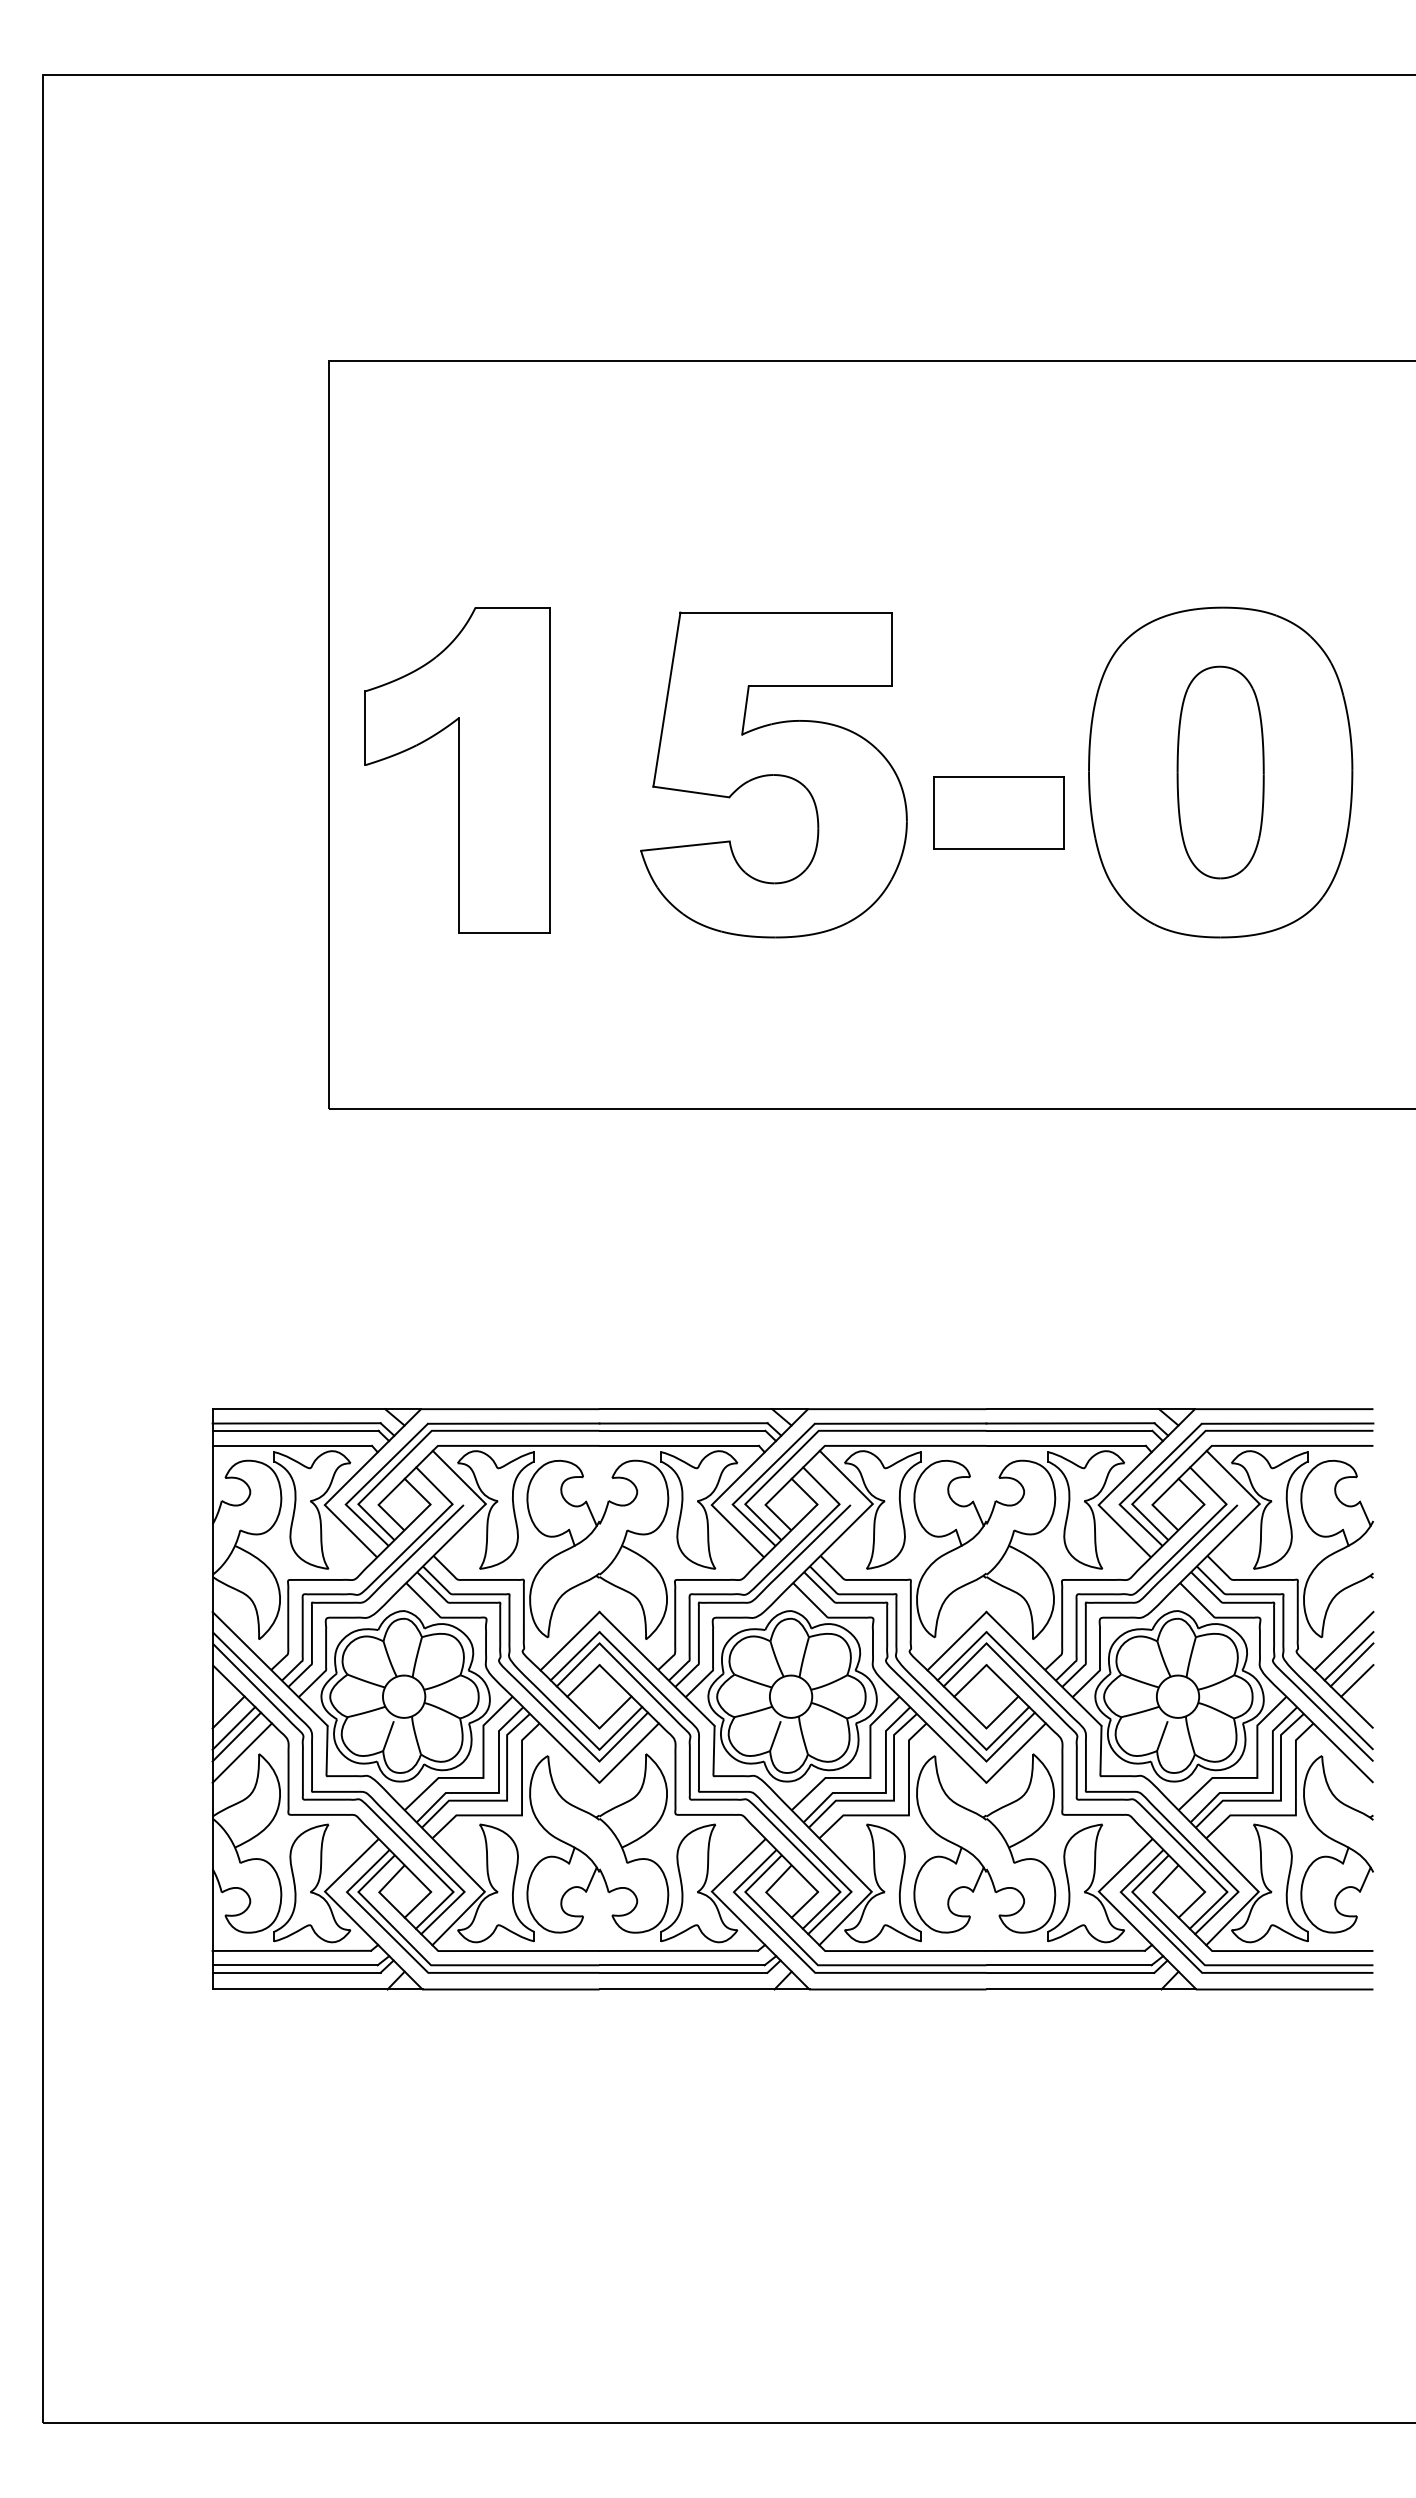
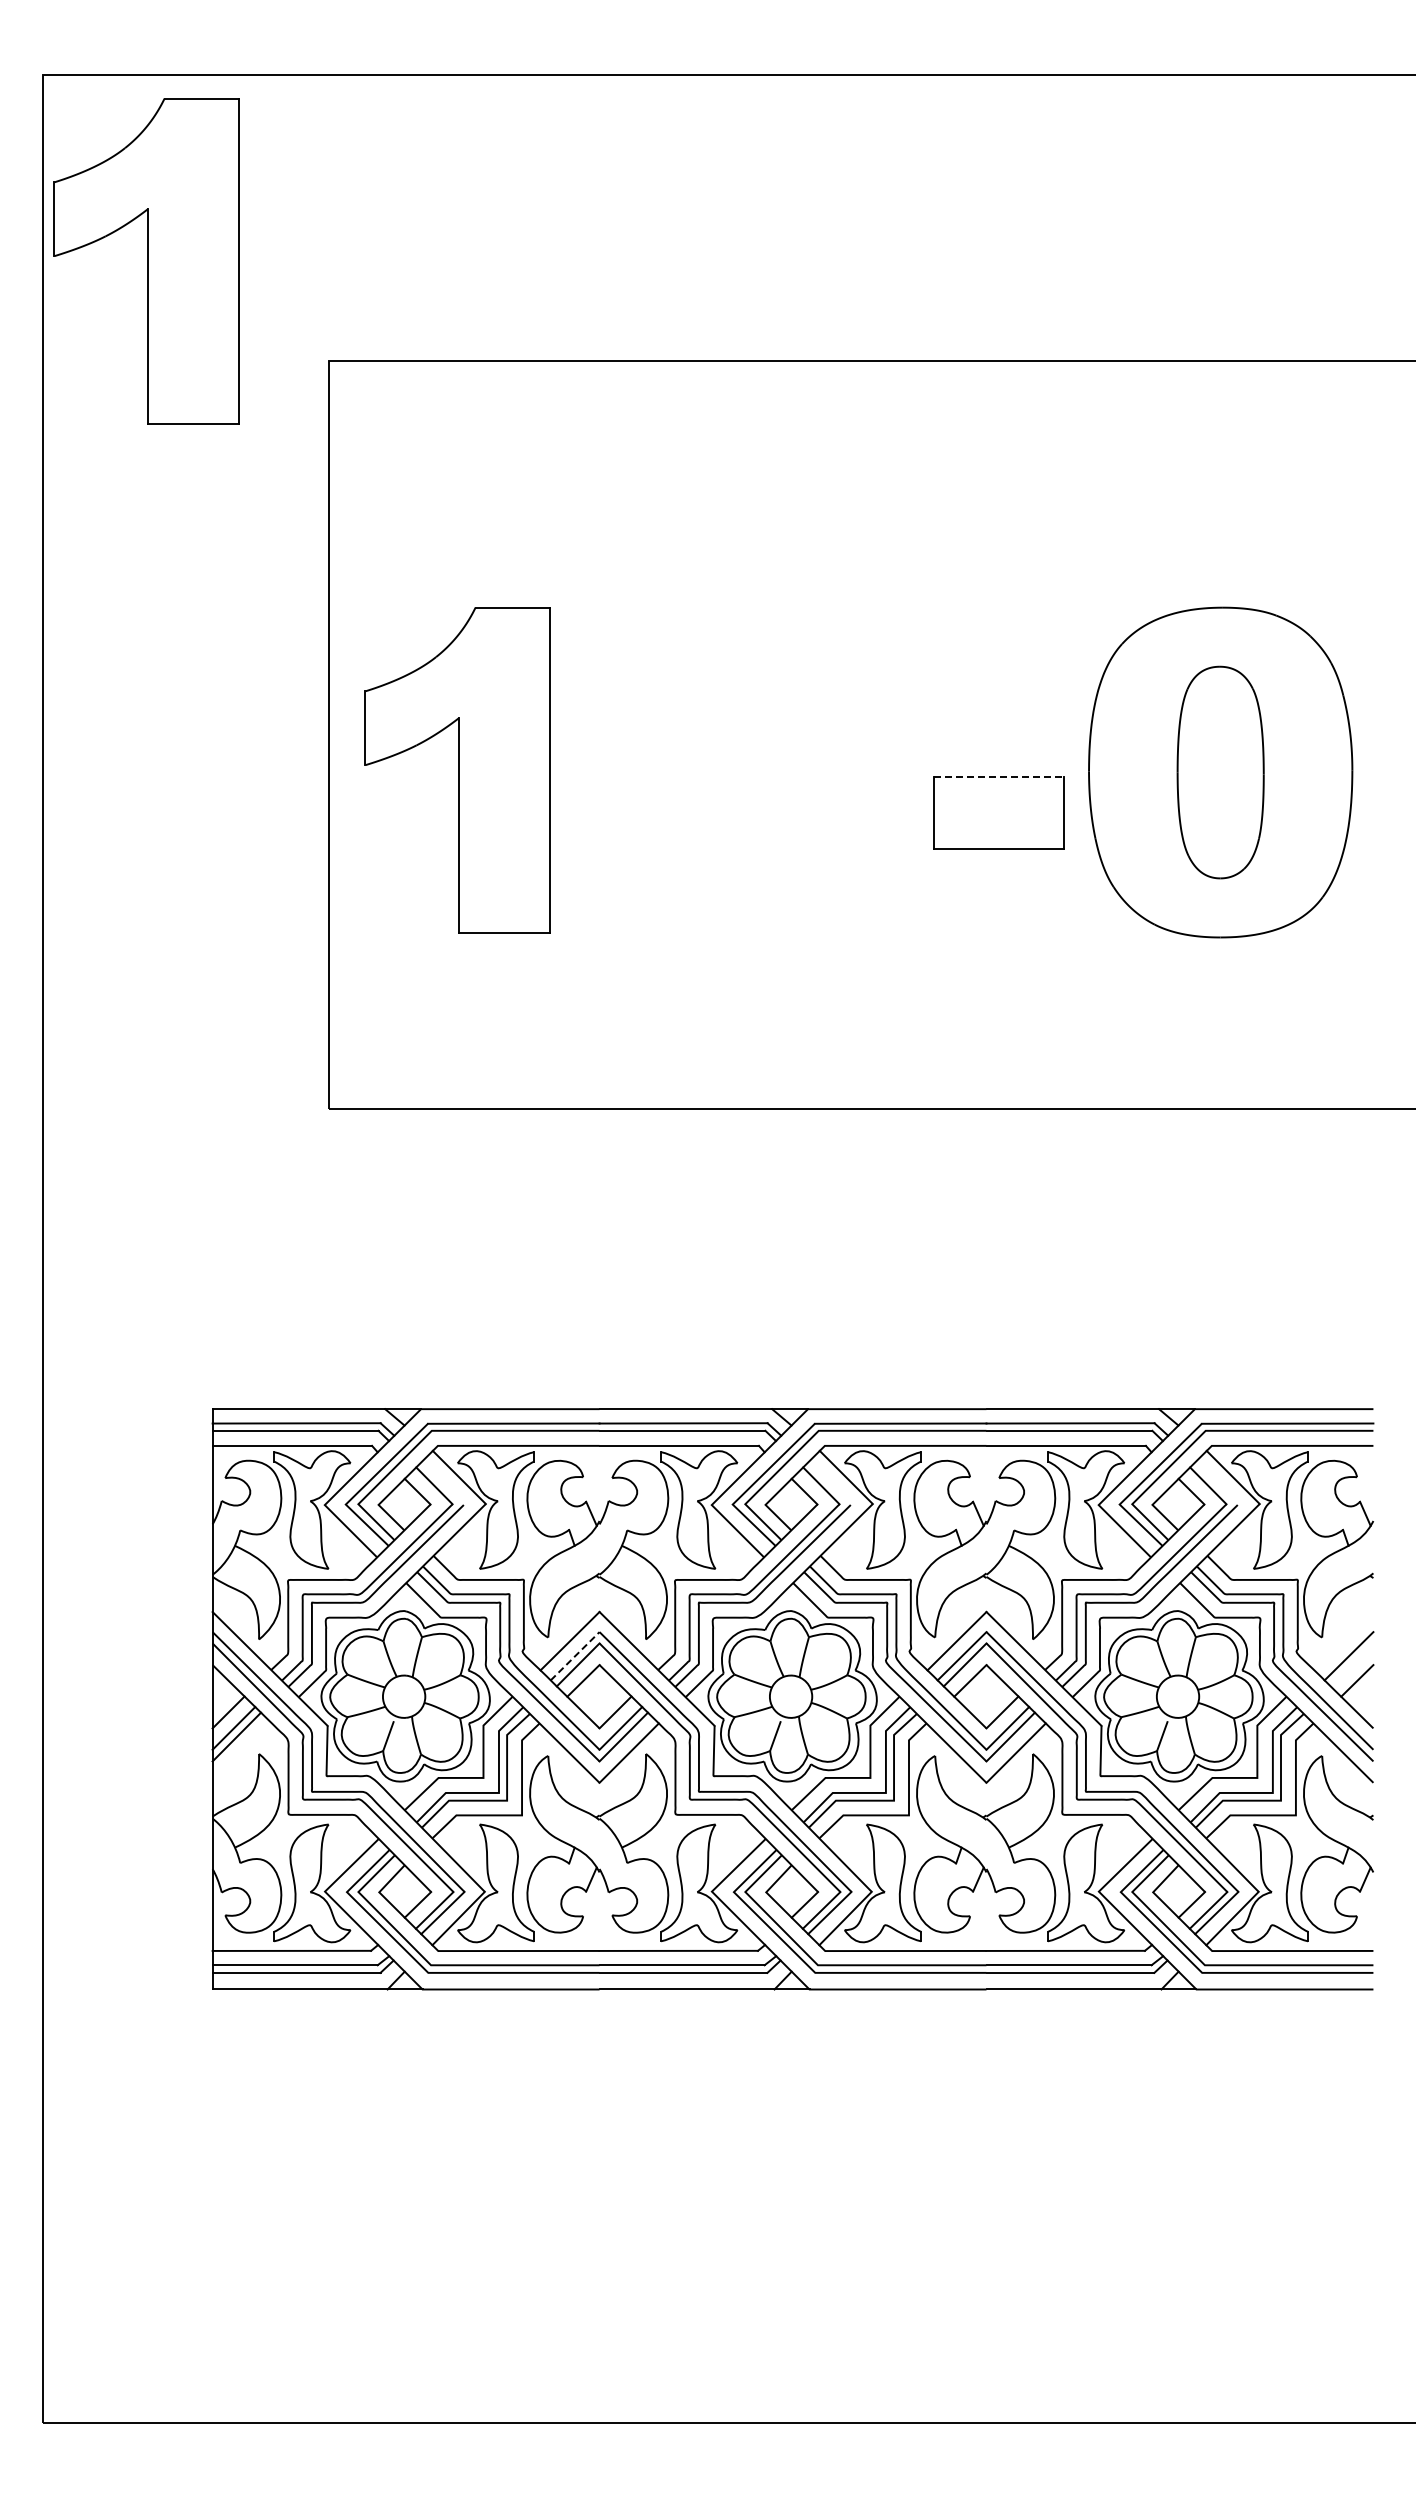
part: none -> present (146, 261)
part: present -> none (773, 774)
line: solid -> dashed (999, 777)
line: present -> none (1343, 1641)
line: solid -> dashed (575, 1655)
line: present -> none (1351, 1664)
line: present -> none (241, 1752)
